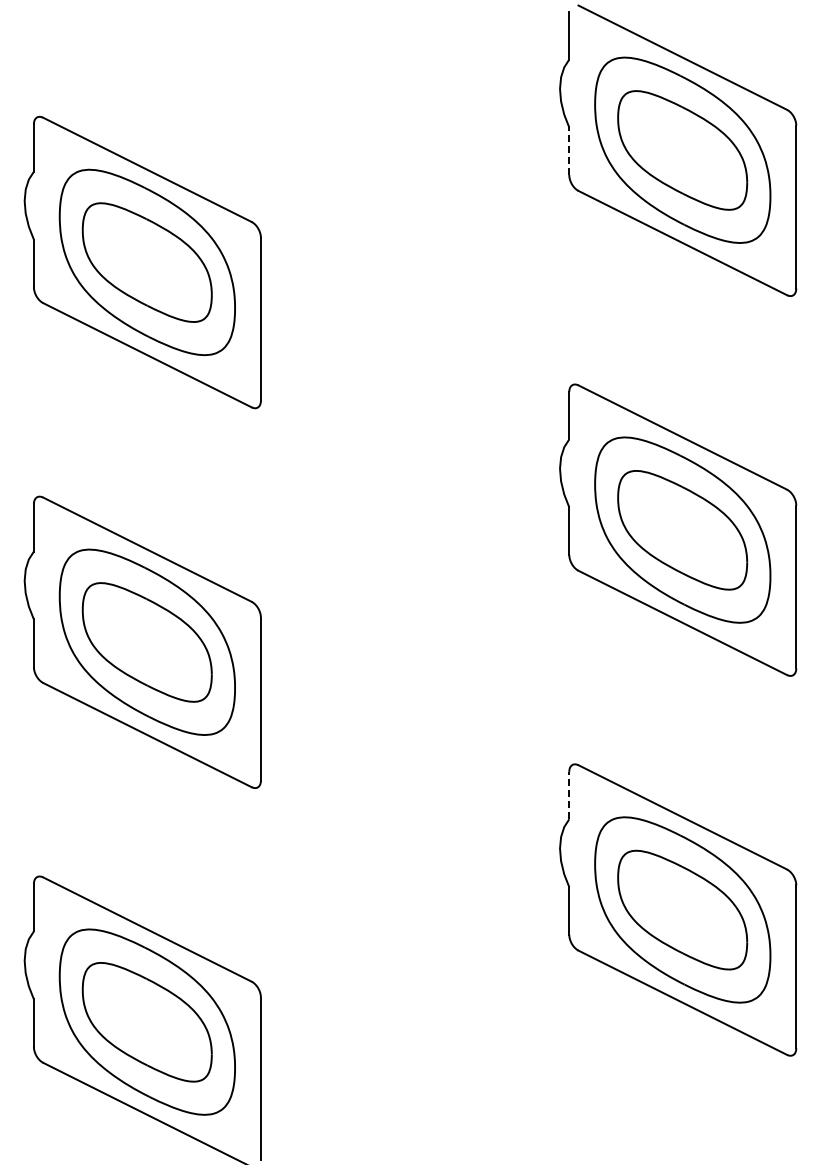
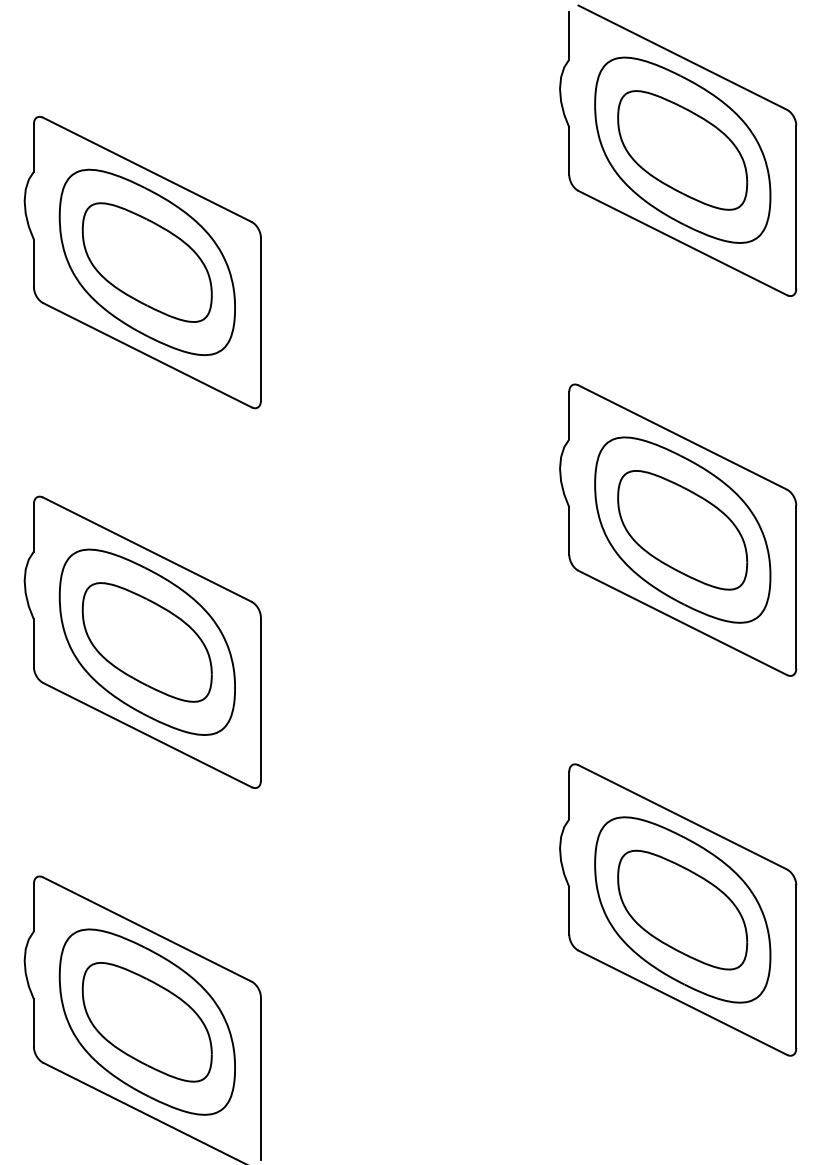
line: dashed -> solid (569, 151)
line: dashed -> solid (569, 795)
